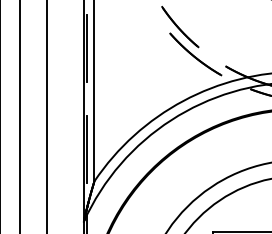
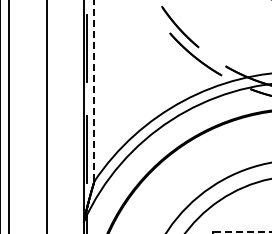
line: solid -> dashed (94, 90)
line position: (19, 116) -> (8, 116) (8, 116)
line: solid -> dashed (242, 232)
